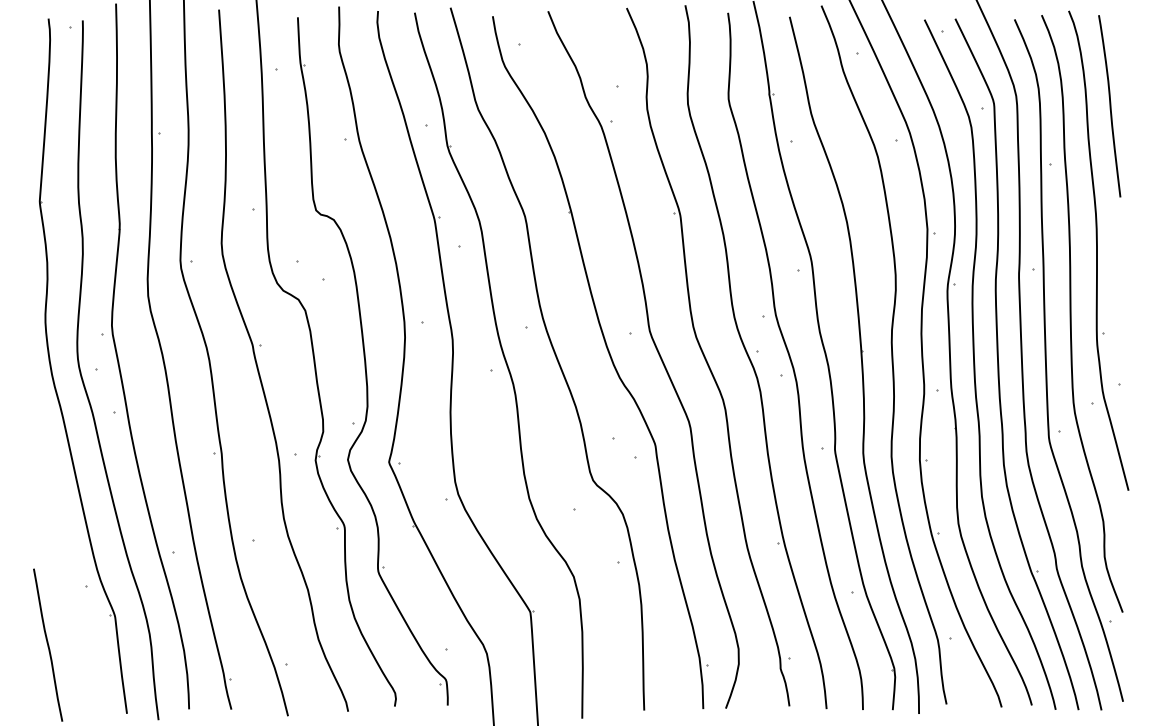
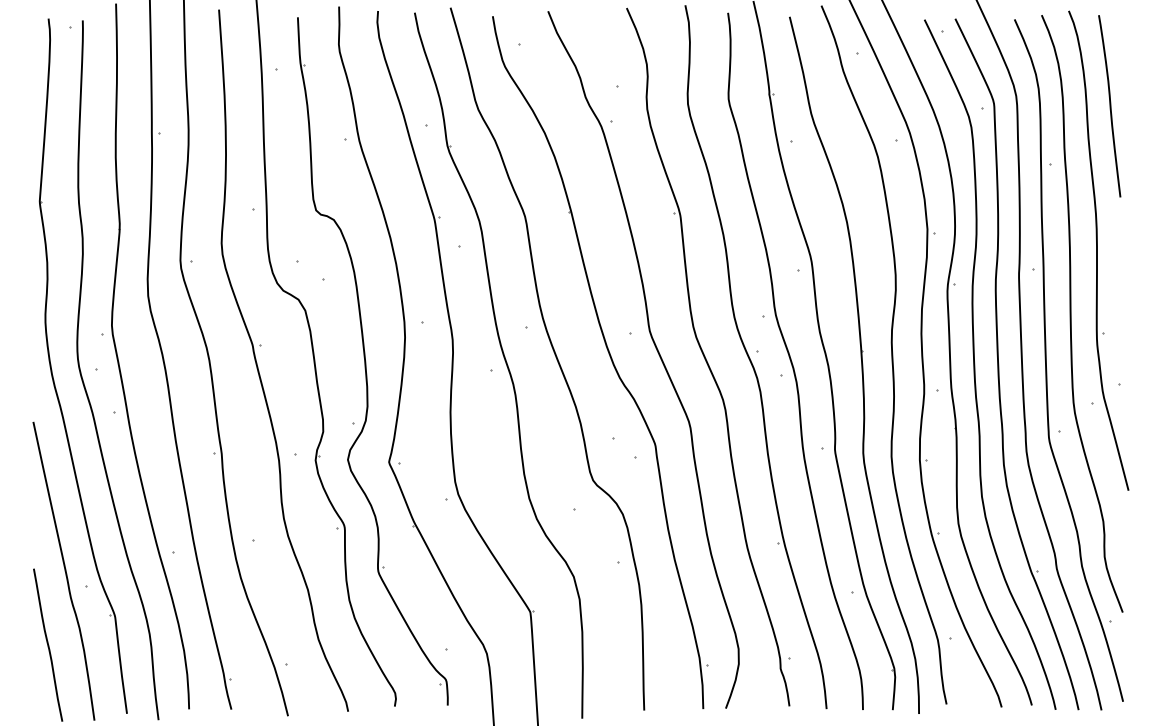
curve: none -> present (64, 570)
